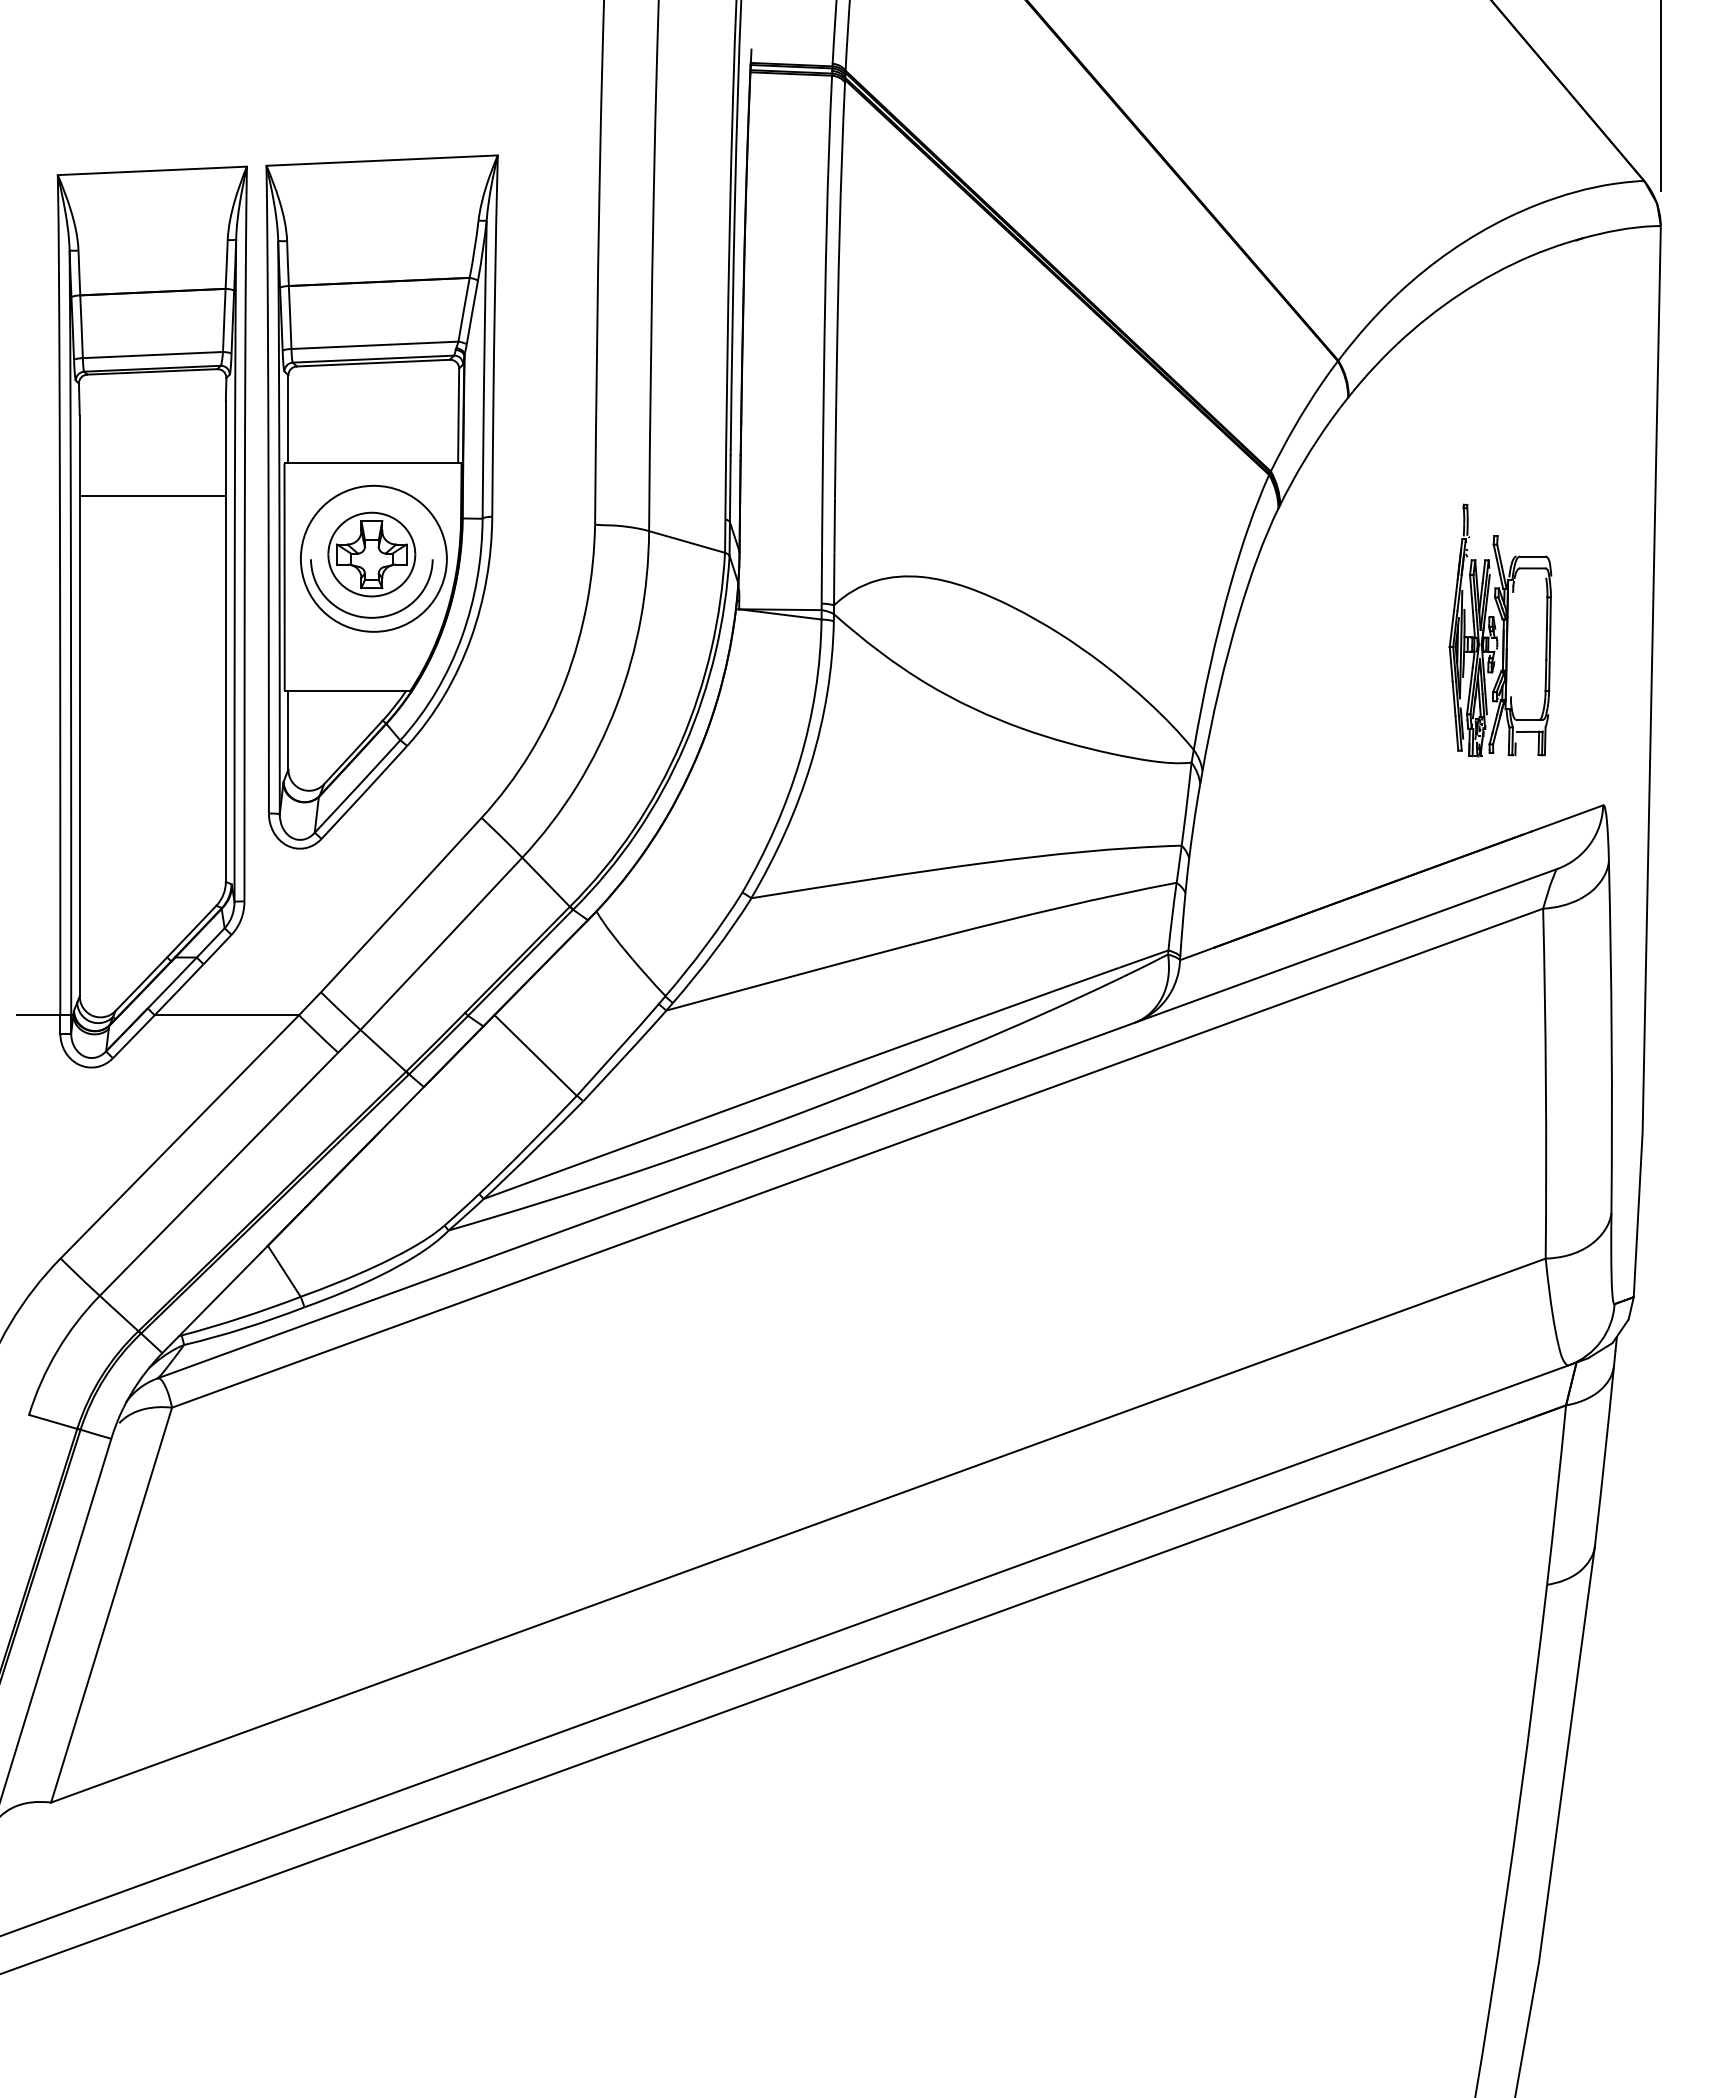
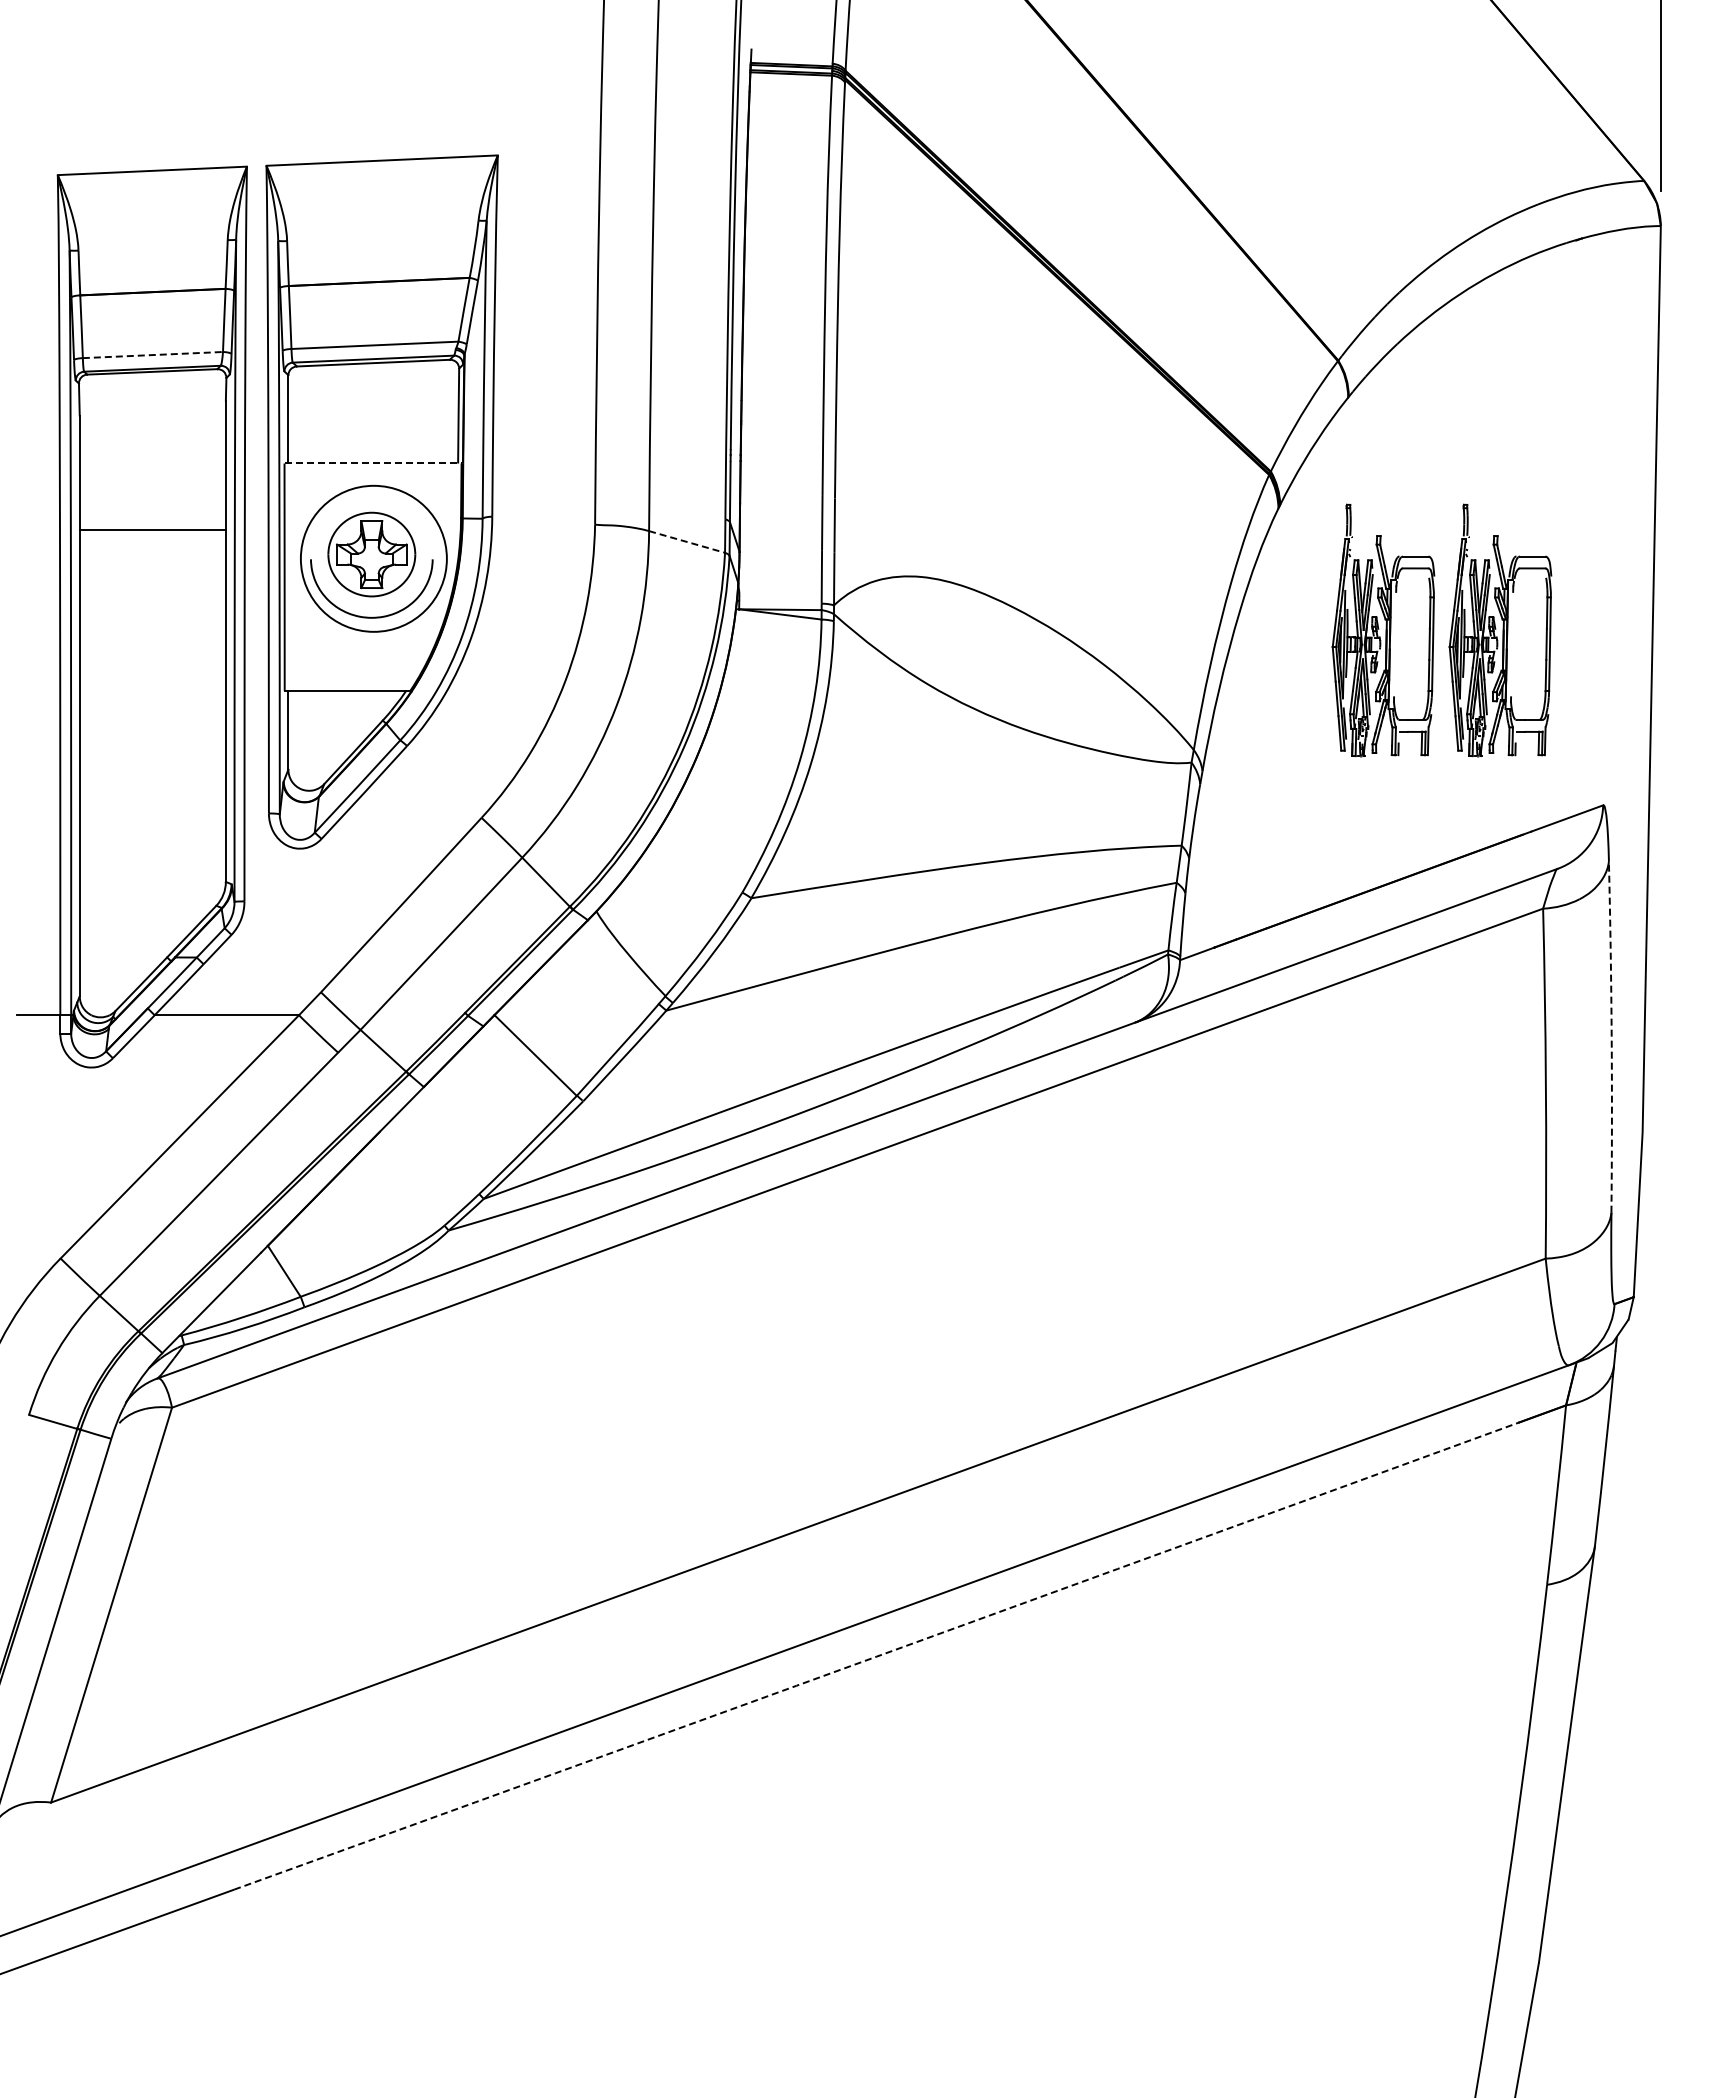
line: solid -> dashed (153, 355)
line: solid -> dashed (373, 463)
line position: (152, 496) -> (152, 530) (152, 530)
line: solid -> dashed (687, 542)
part: none -> present (1383, 630)
arc: solid -> dashed (1611, 1036)
arc: solid -> dashed (876, 1656)
